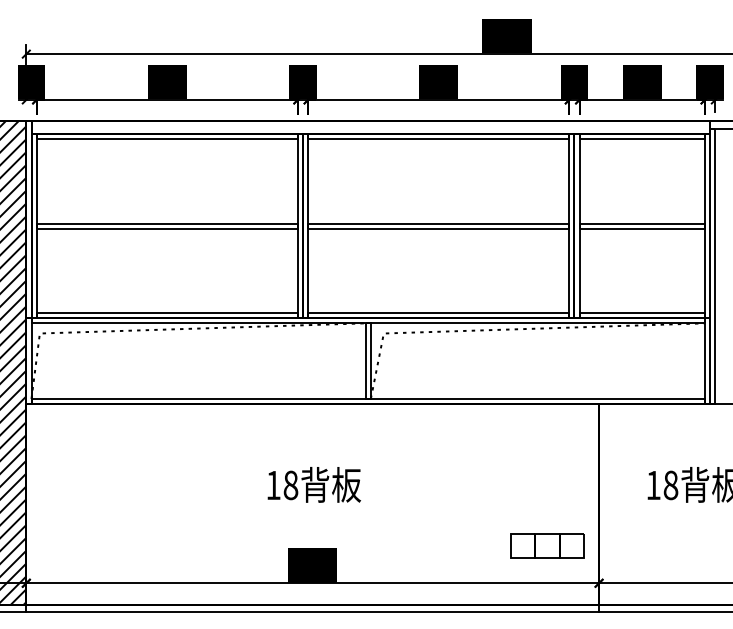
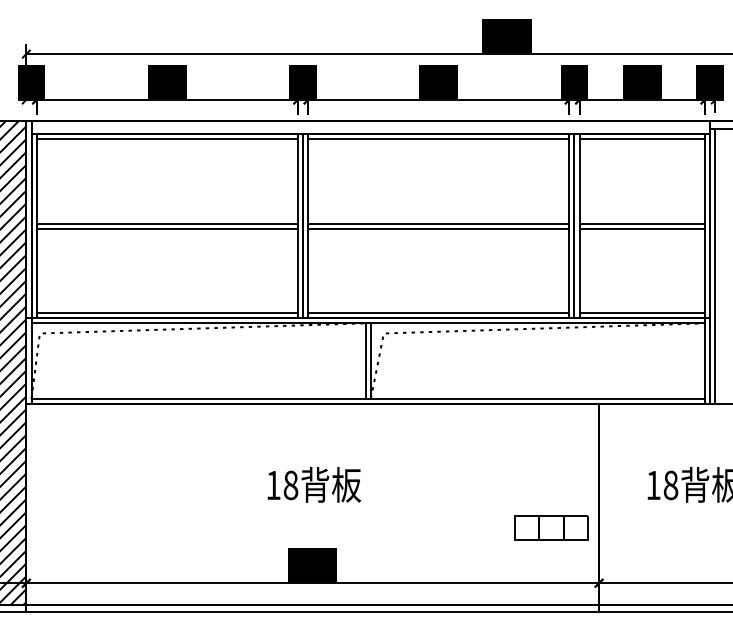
part position: (547, 545) -> (551, 527) (551, 527)
